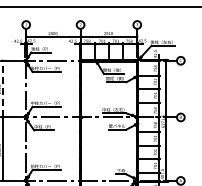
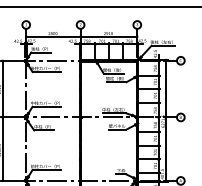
line: dashed -> solid (2, 88)
